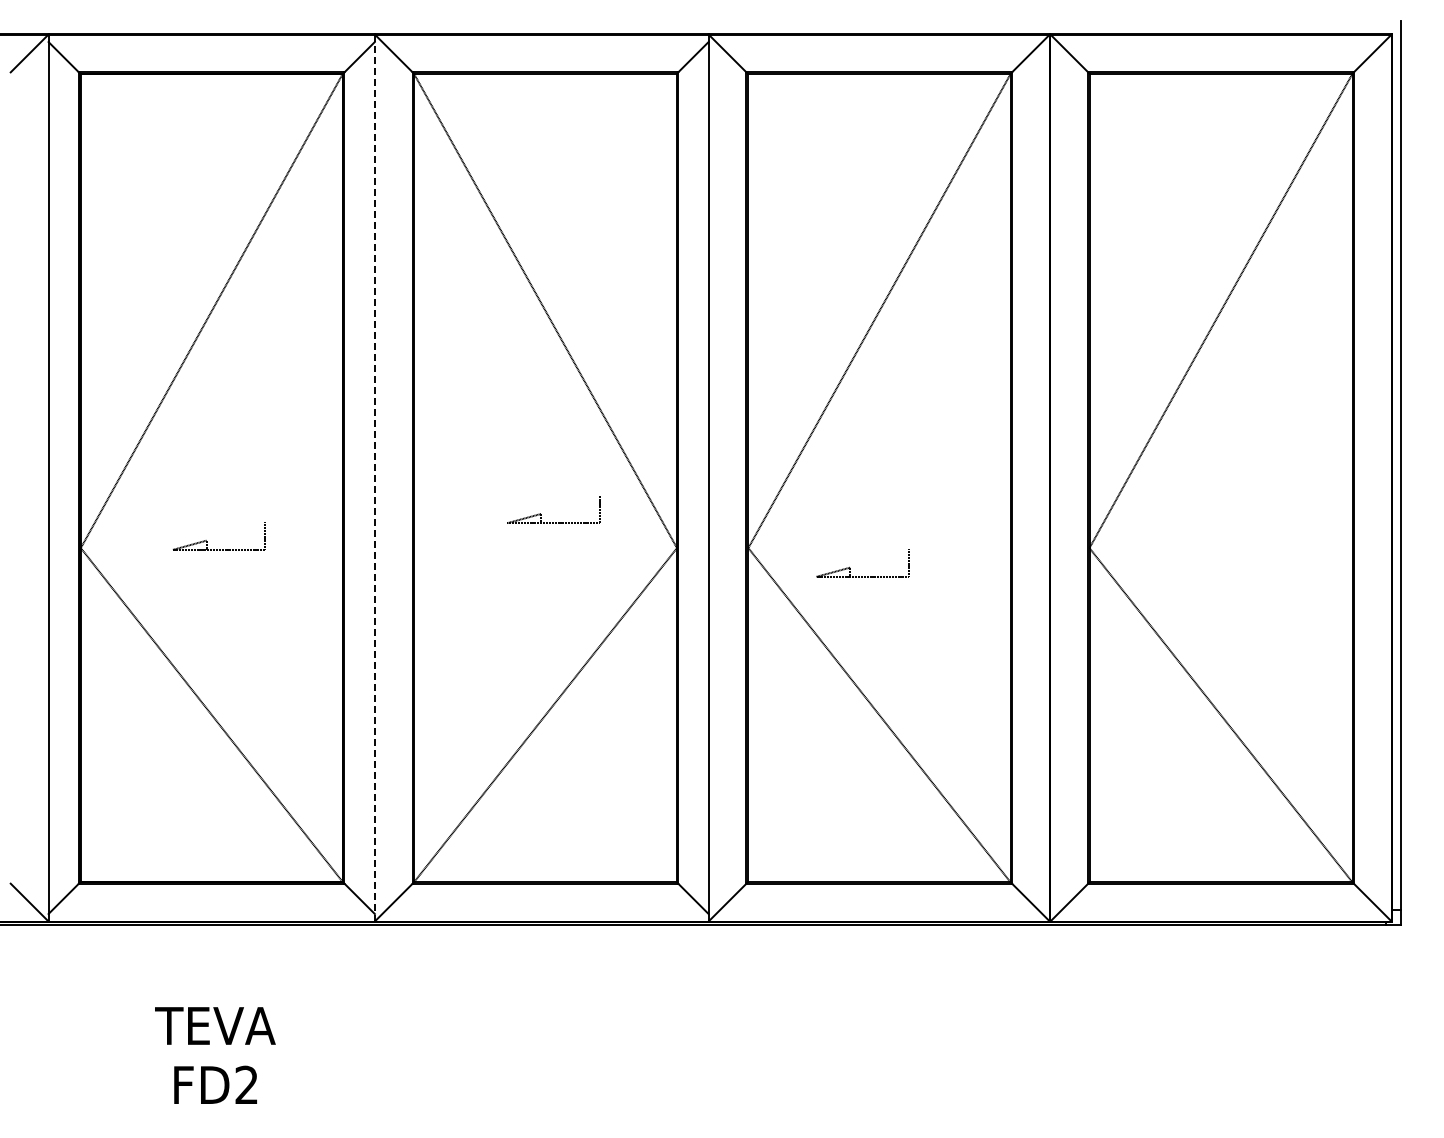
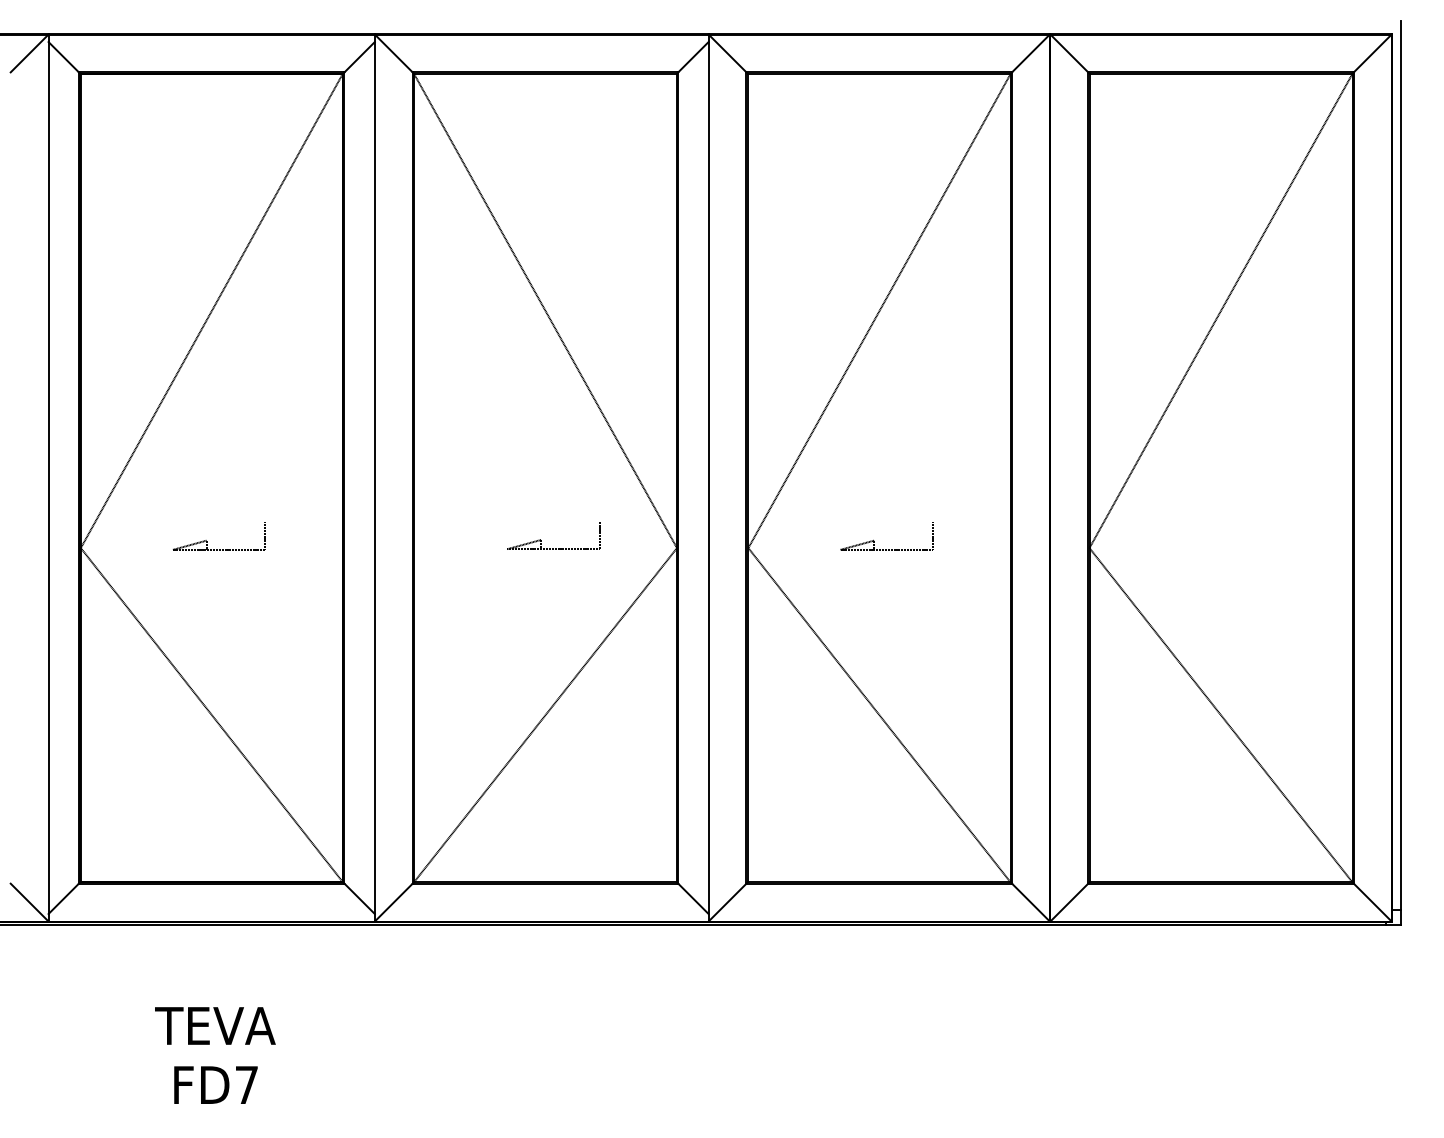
line: dashed -> solid (374, 478)
part position: (541, 514) -> (541, 540) (541, 540)
part position: (850, 567) -> (874, 540) (874, 540)
text: FD2 -> FD7 (246, 1084)
